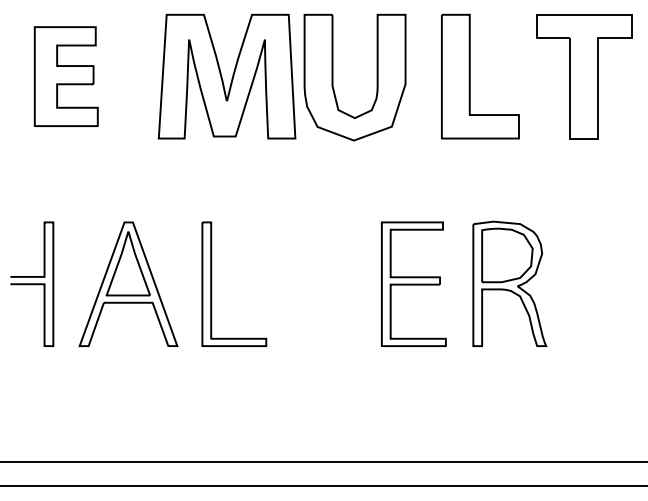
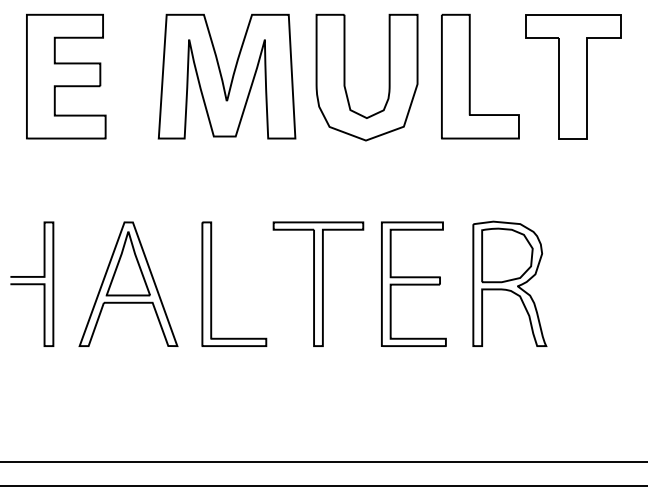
part size: 66x101 px -> 81x127 px (66, 76)
part position: (584, 76) -> (573, 76) (573, 76)
part position: (333, 77) -> (345, 77) (345, 77)
part: none -> present (318, 283)
